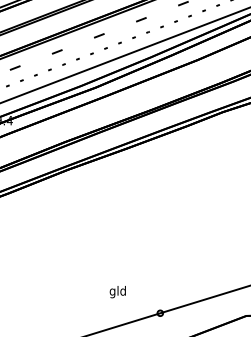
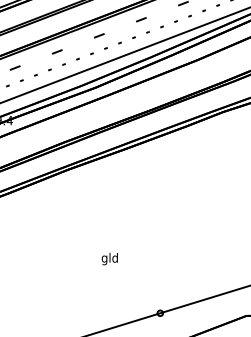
text position: (117, 292) -> (109, 259) (109, 259)
